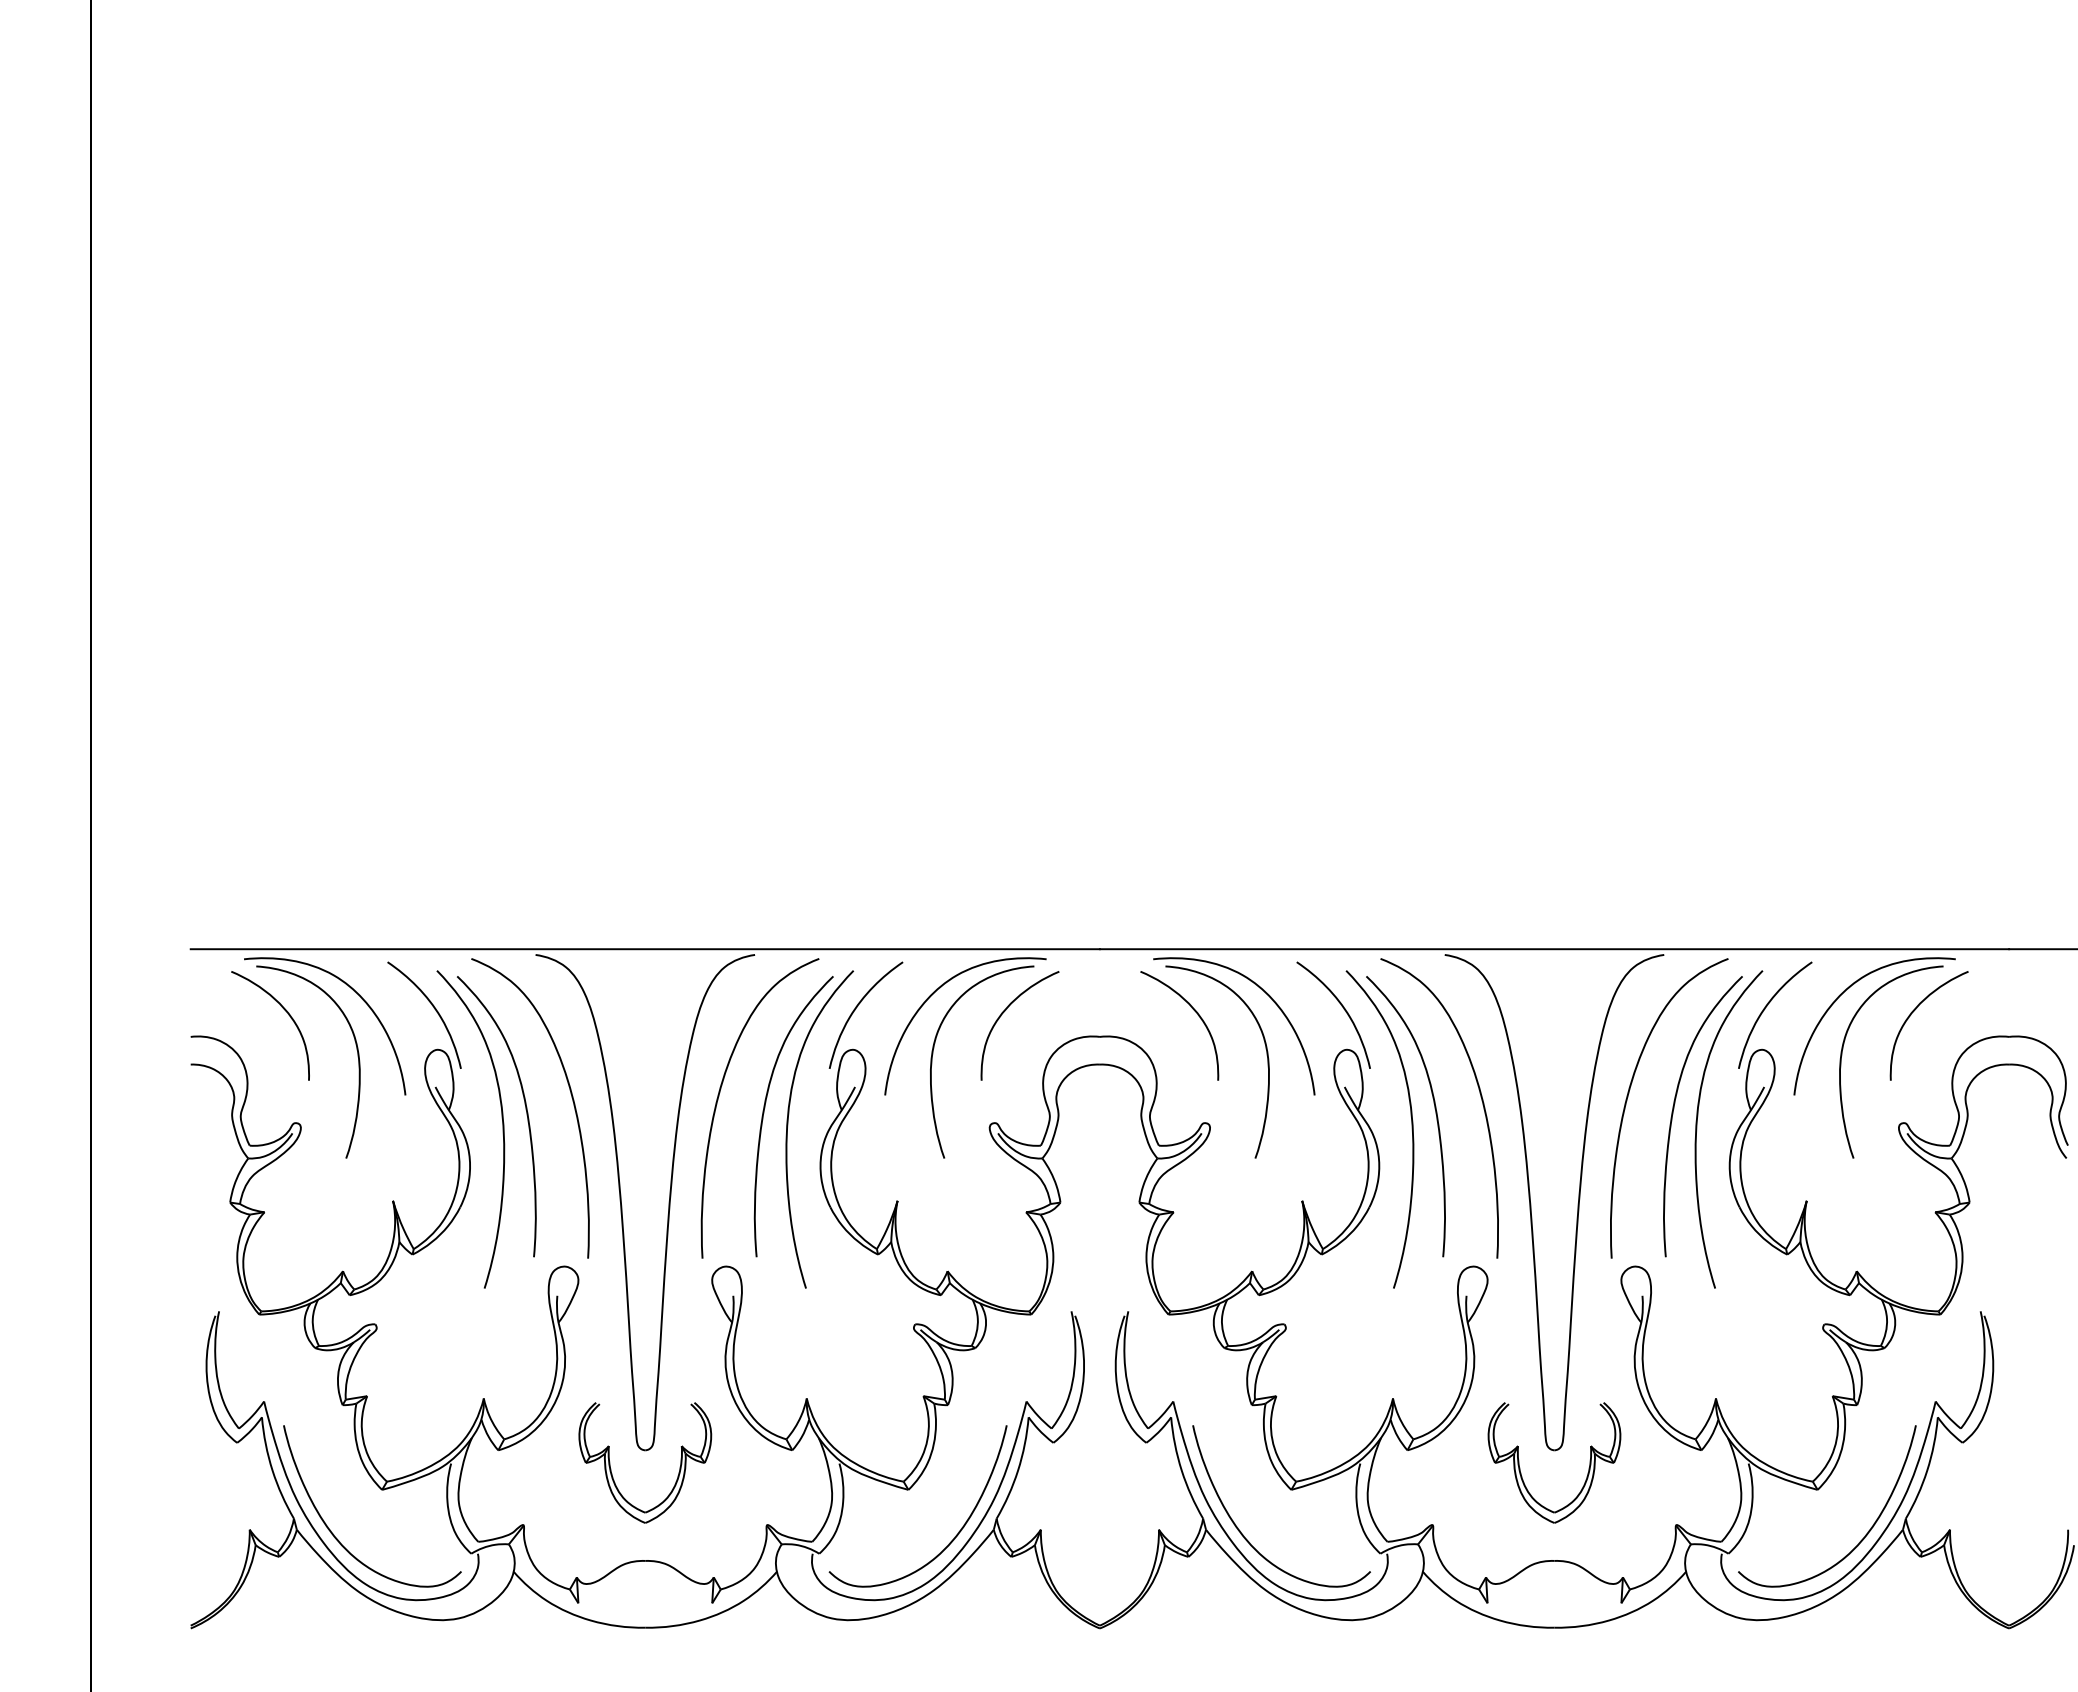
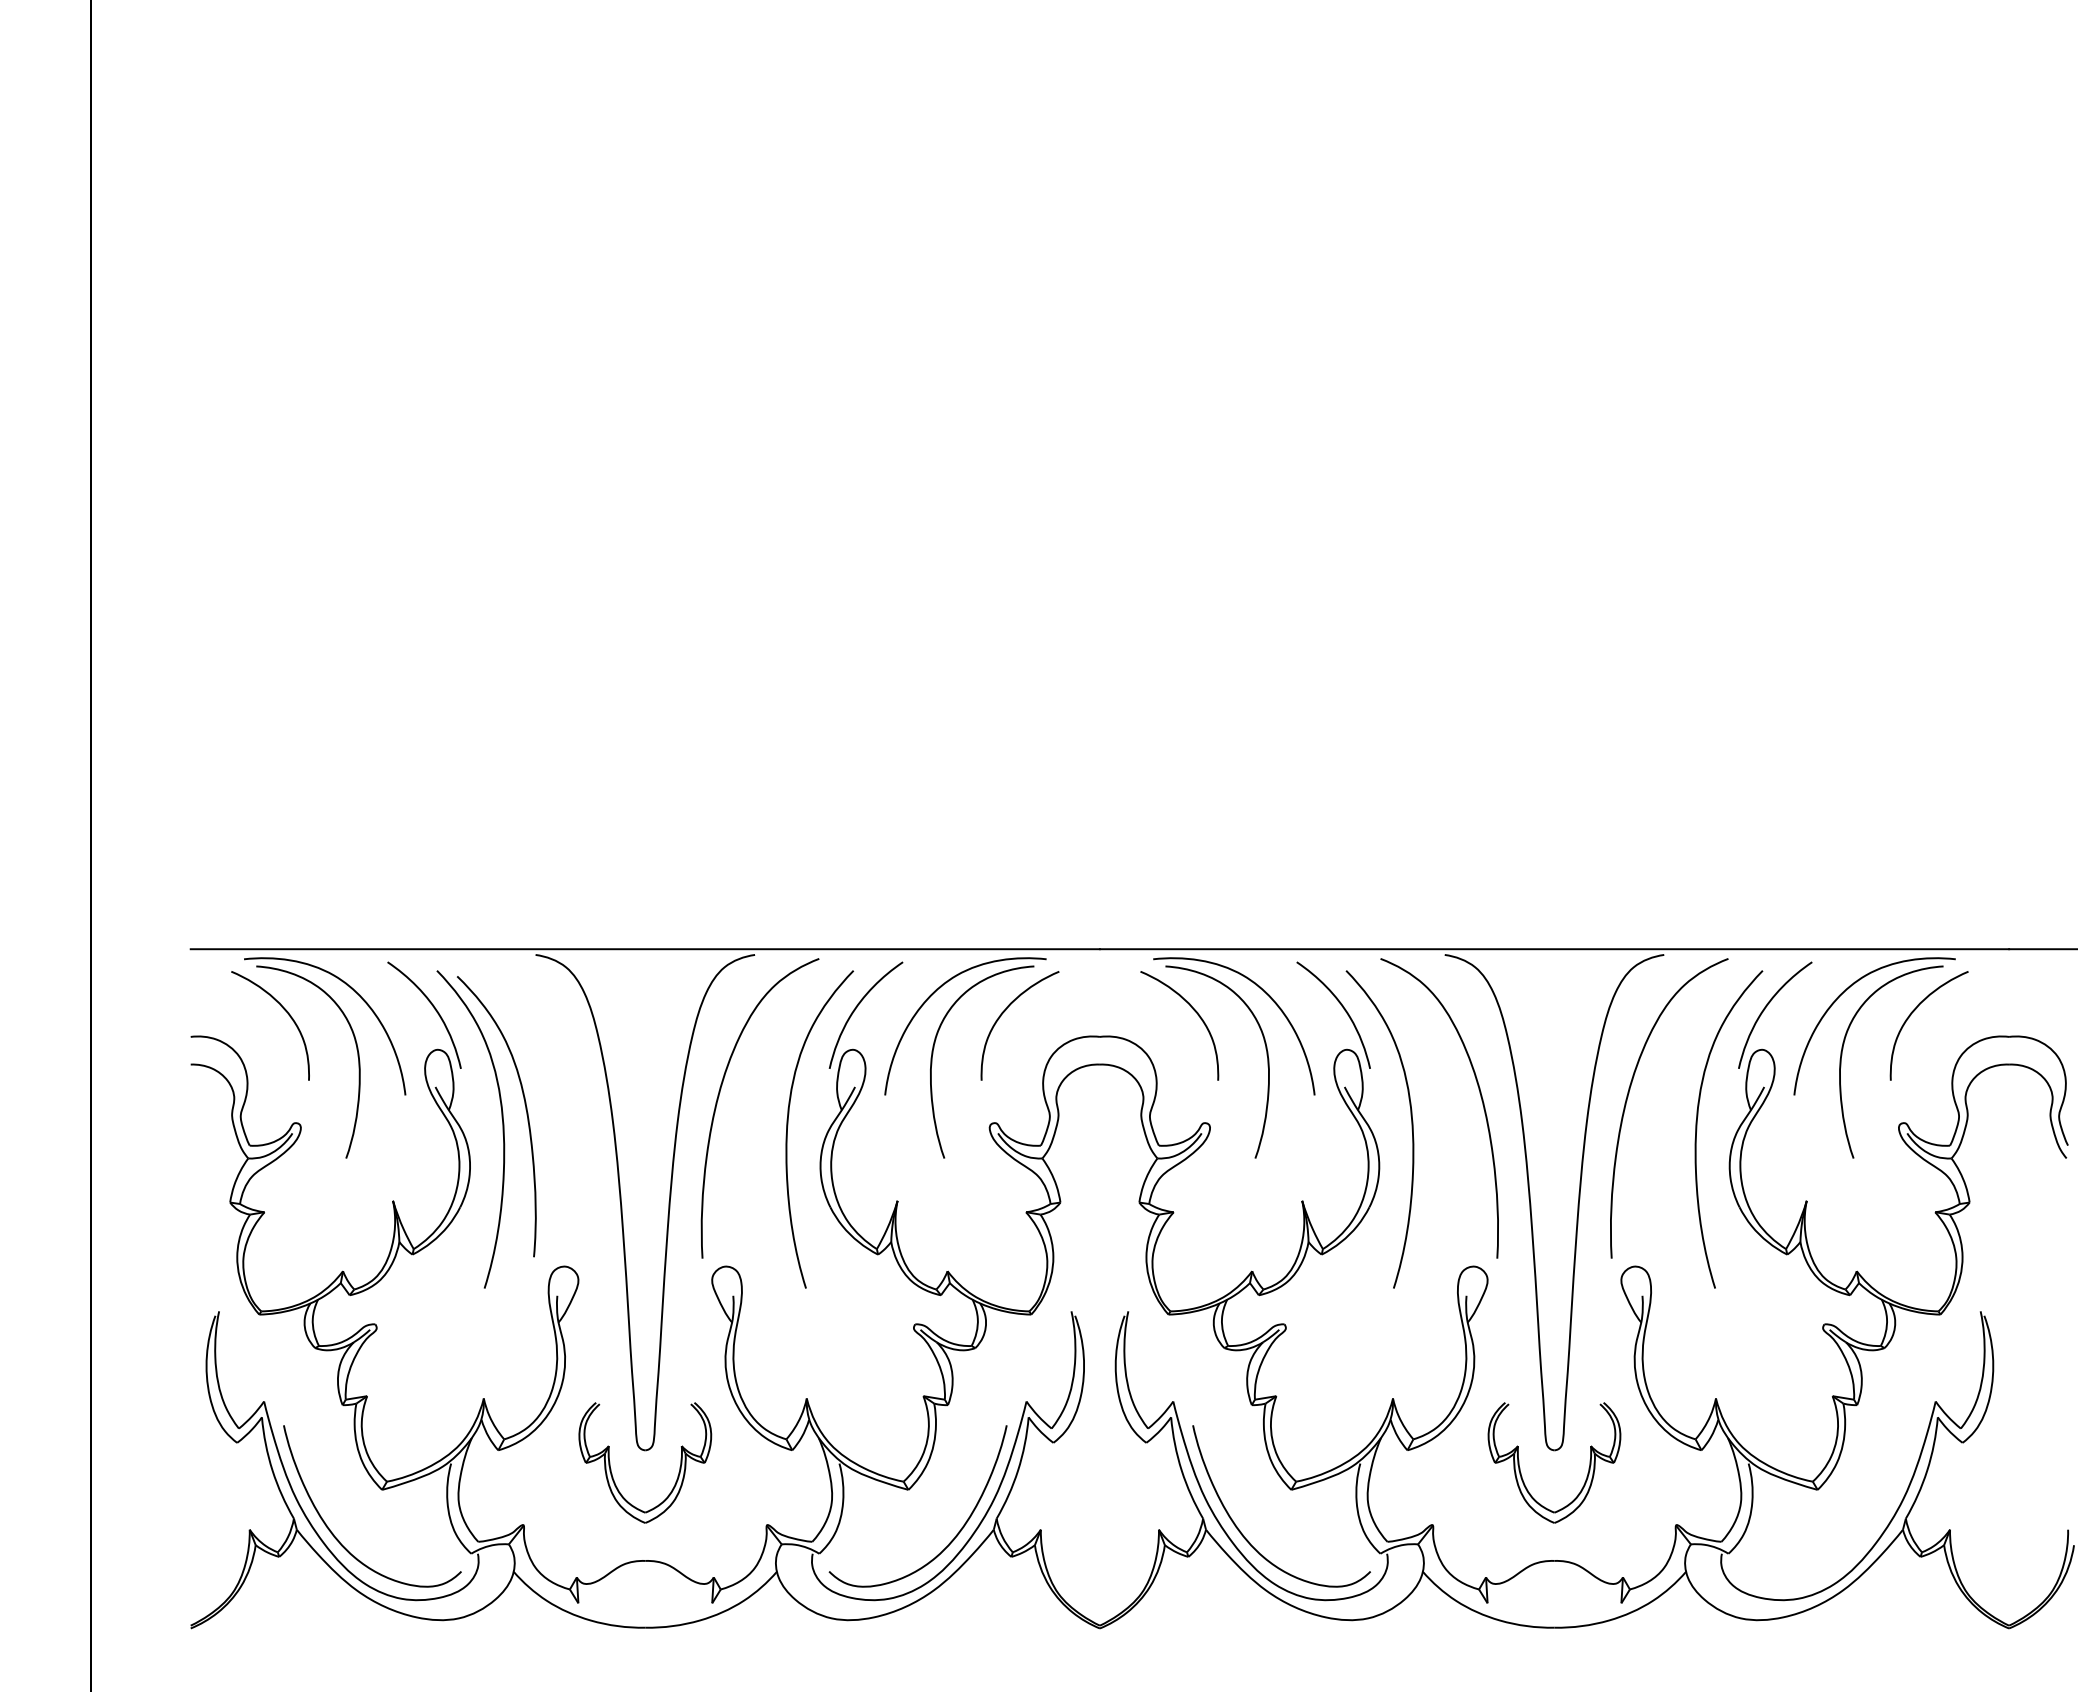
curve: present -> none (570, 1094)
curve: present -> none (765, 1108)
curve: present -> none (1674, 1109)
curve: present -> none (1435, 1114)
curve: present -> none (1865, 1534)
